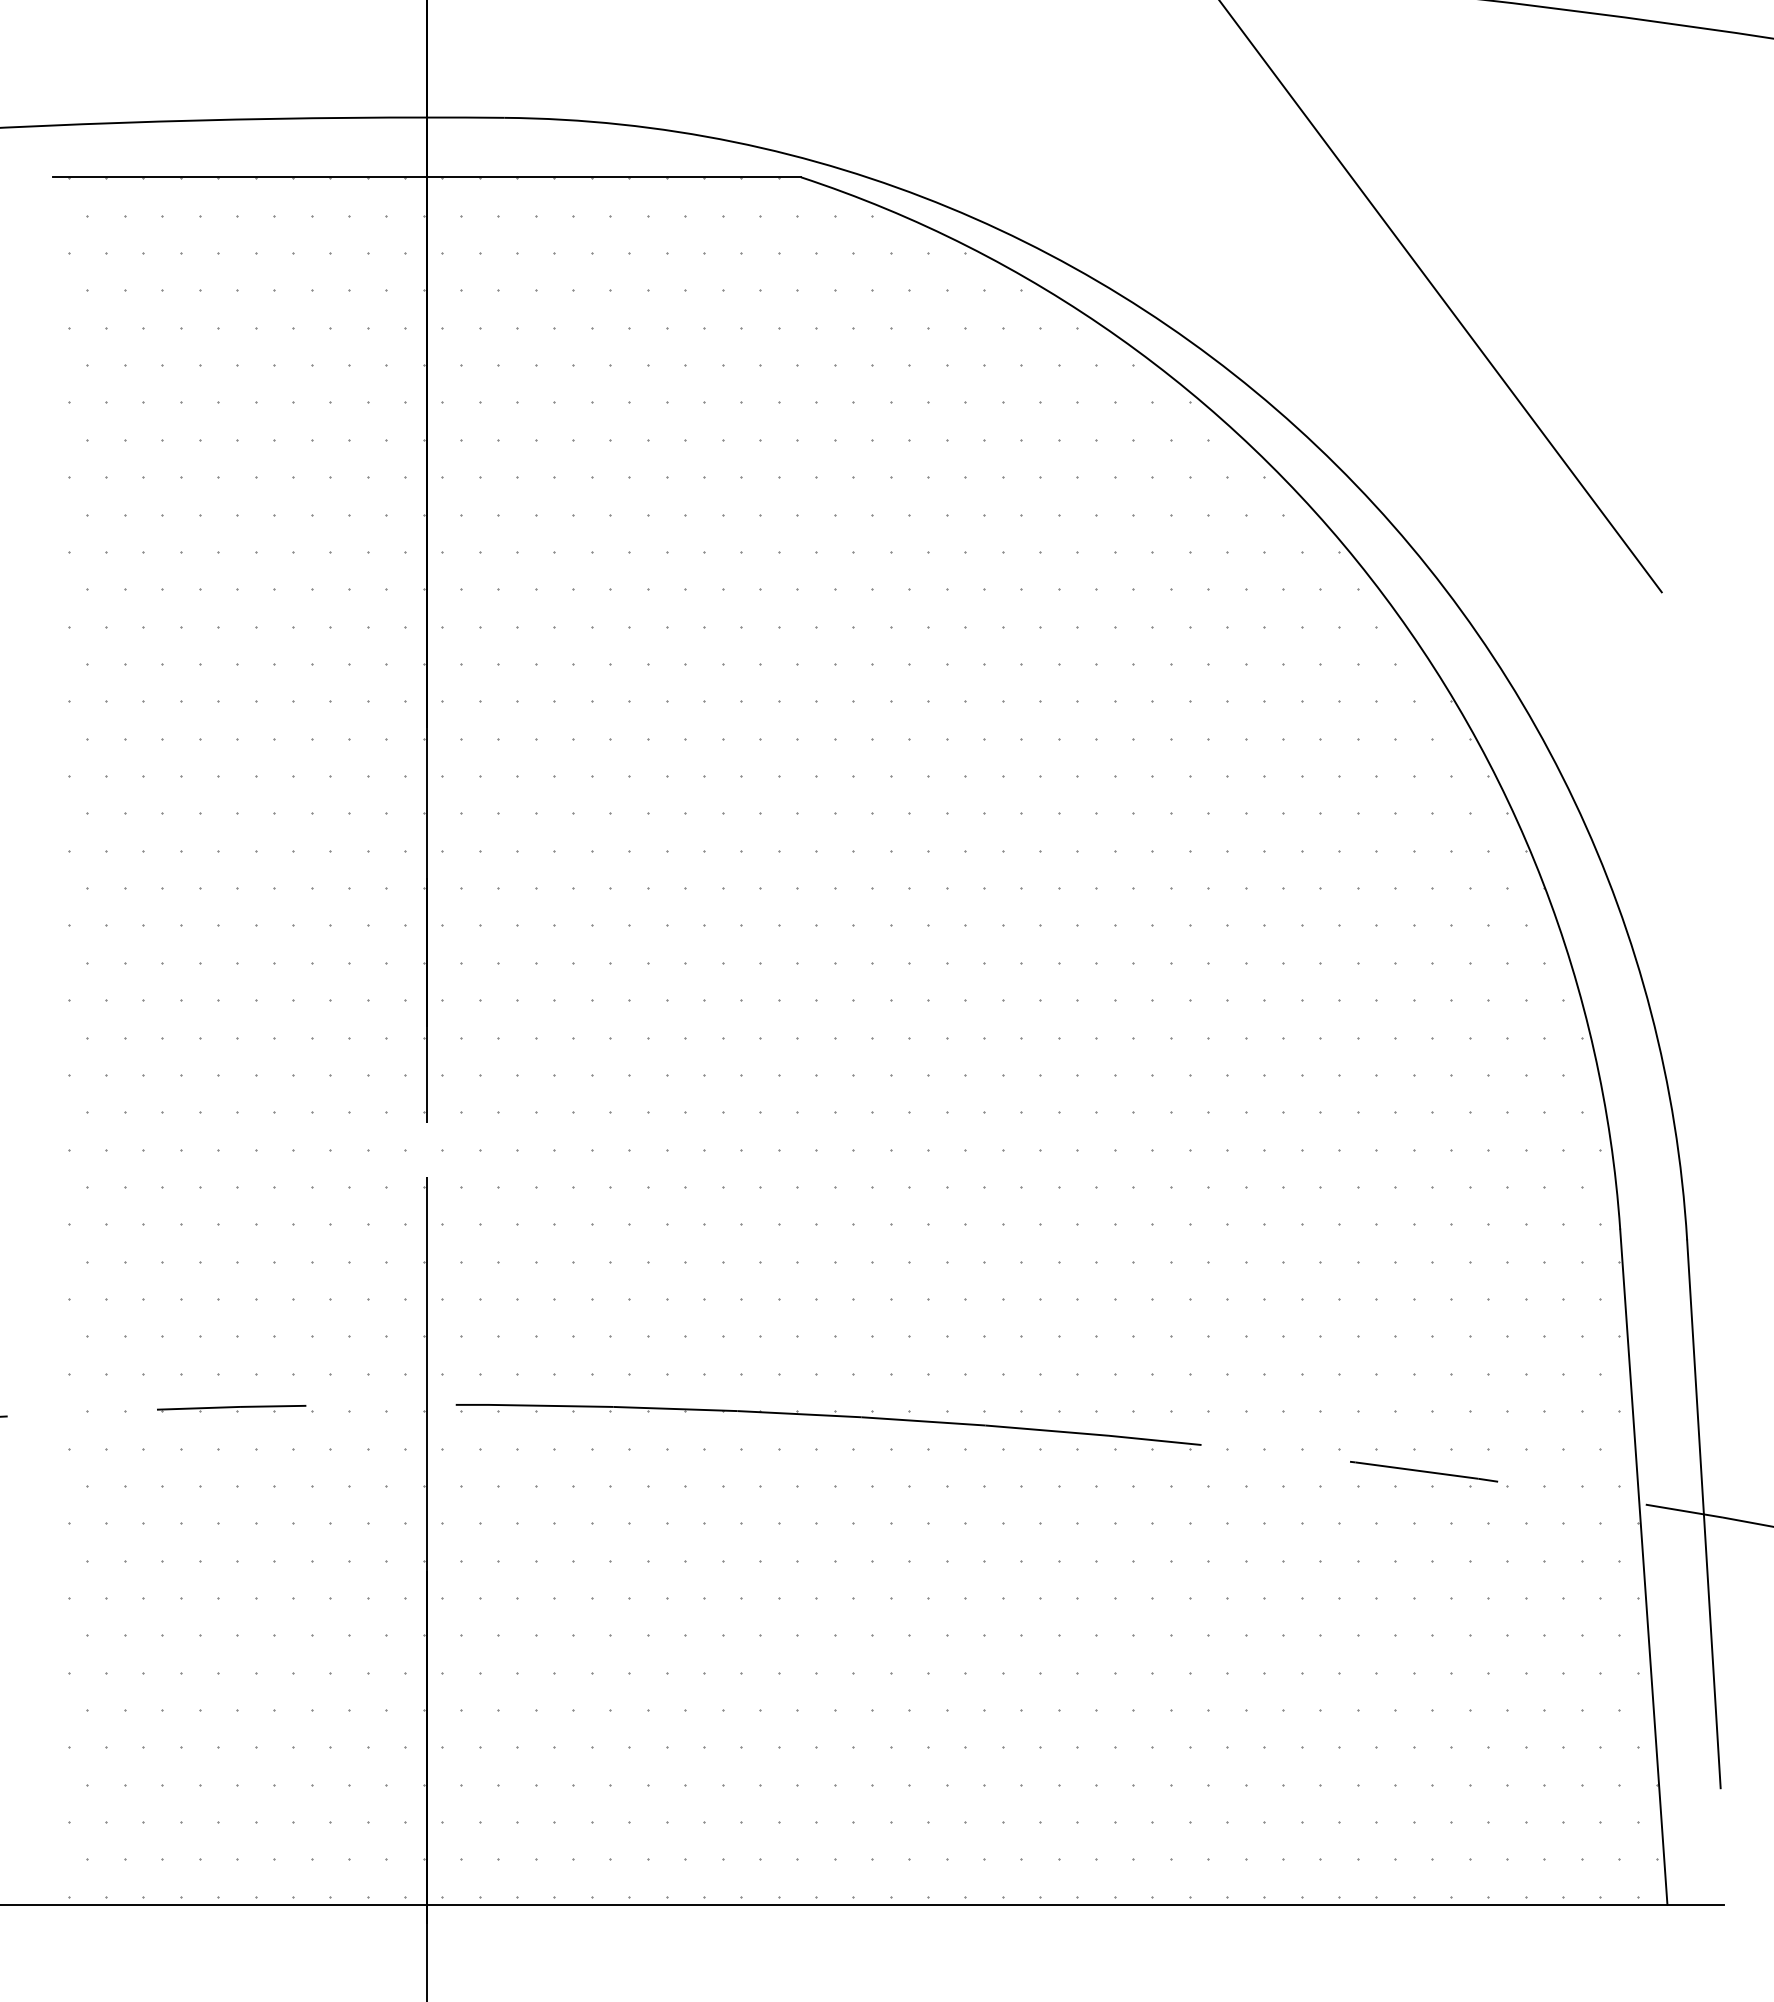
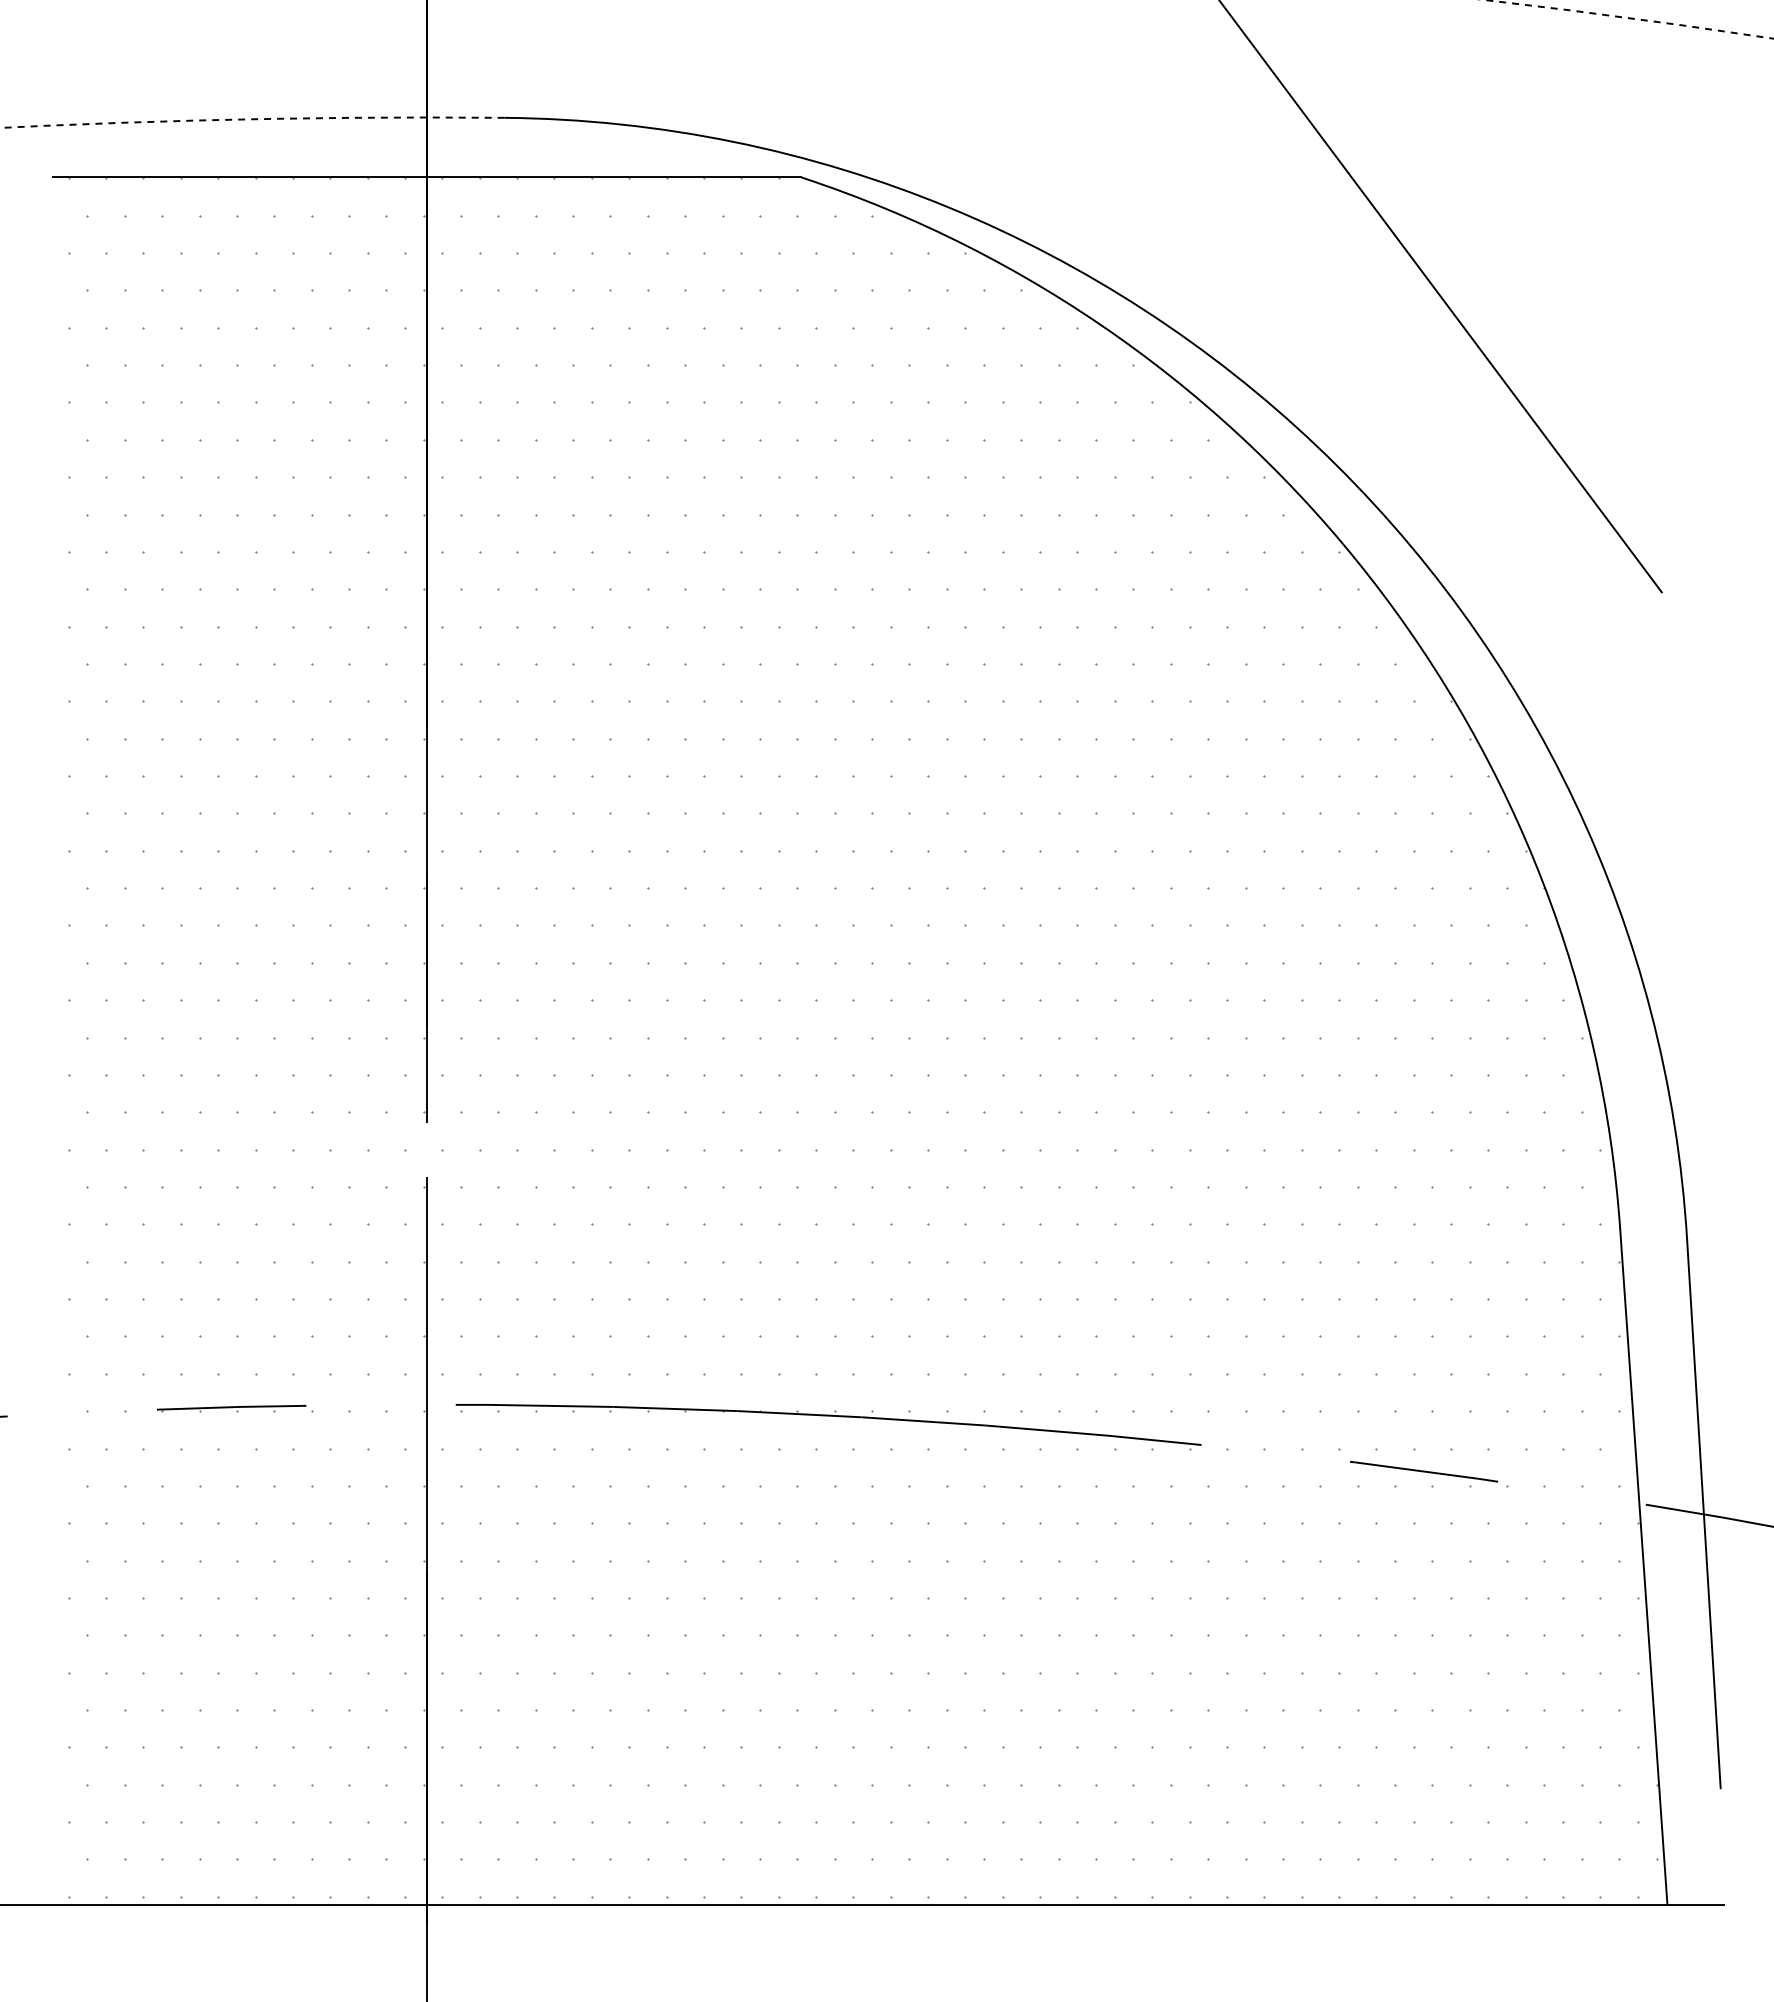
circle: solid -> dashed (1629, 19)
arc: solid -> dashed (252, 119)
